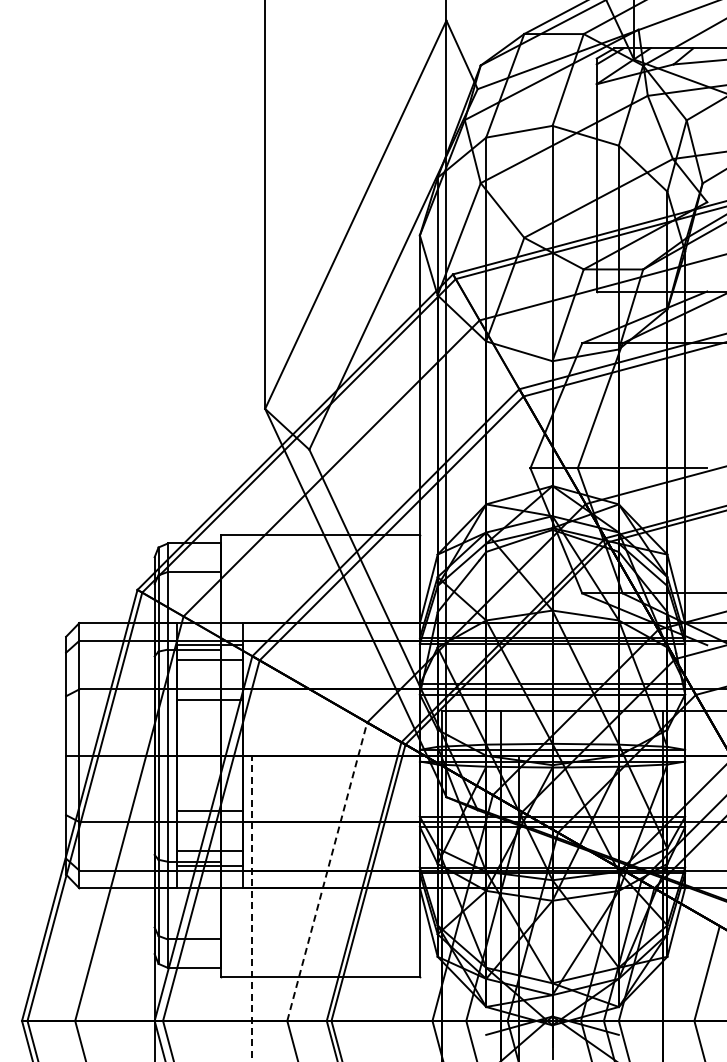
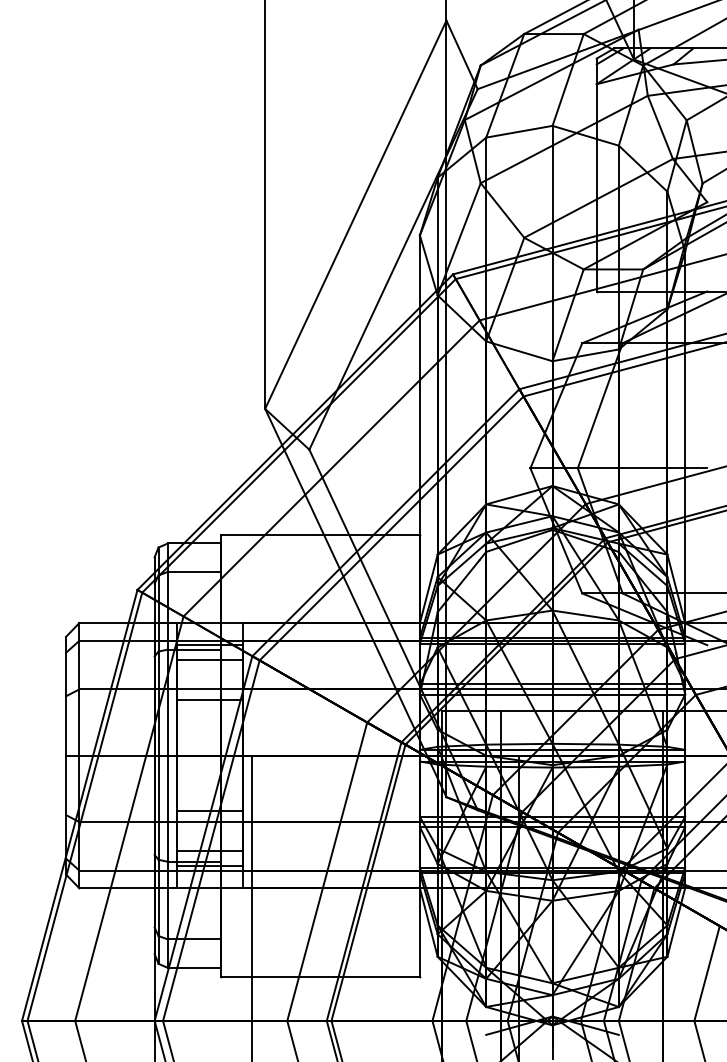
line: dashed -> solid (327, 871)
line: dashed -> solid (252, 908)
